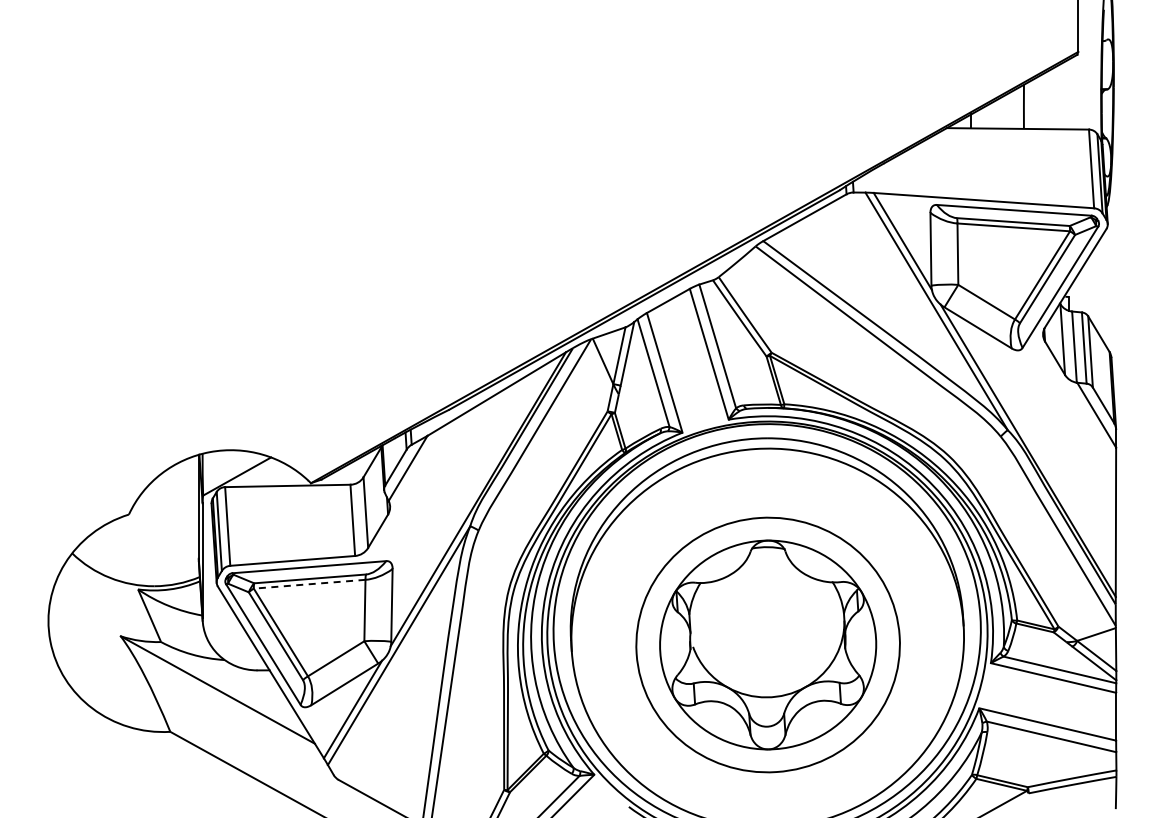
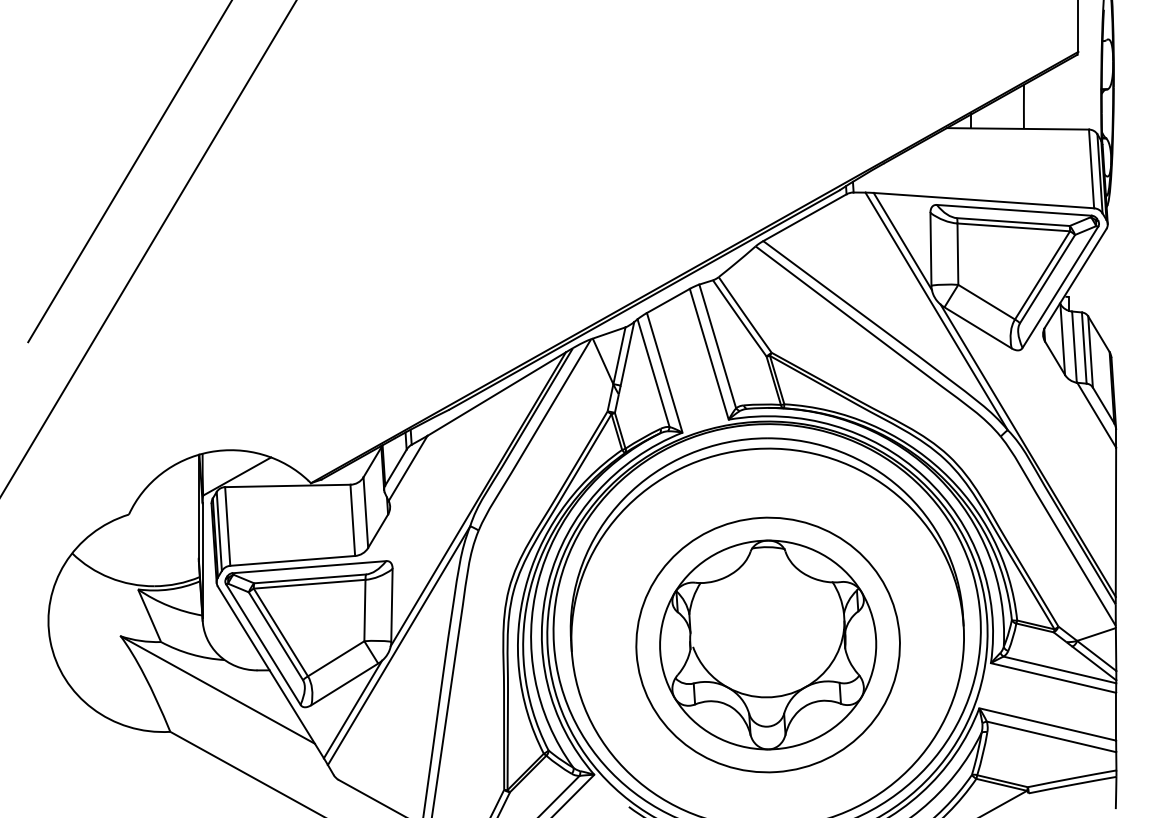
line: none -> present (129, 172)
line: none -> present (148, 247)
line: dashed -> solid (309, 584)
